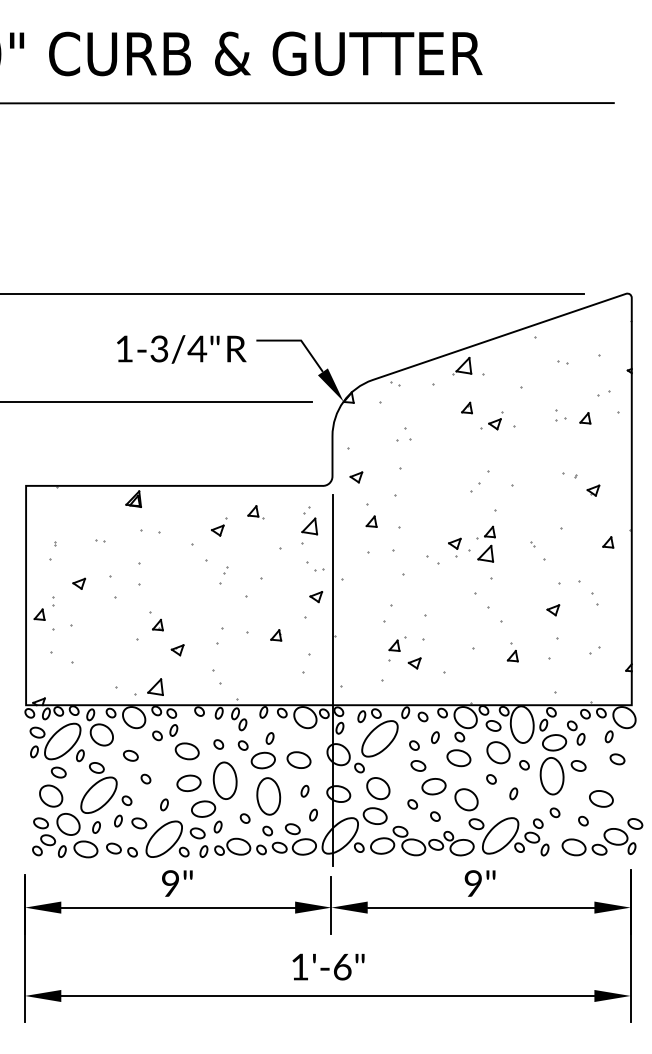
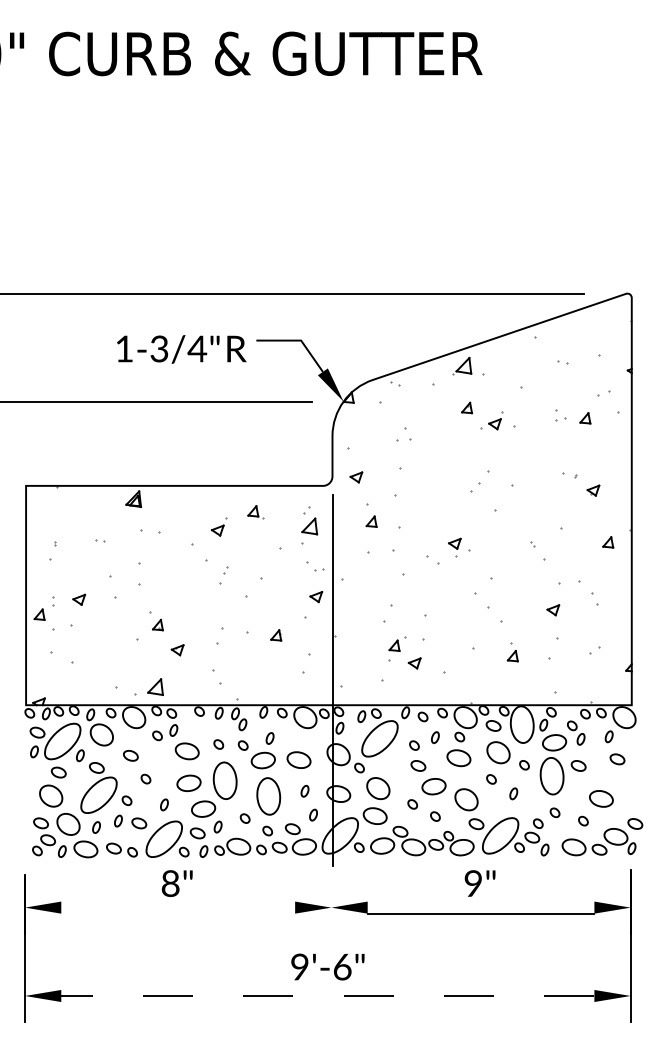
line: present -> none (307, 103)
part: present -> none (485, 543)
part position: (78, 583) -> (78, 599) (78, 599)
text: 9" -> 8" (170, 884)
line: present -> none (331, 905)
line: present -> none (178, 907)
line position: (480, 907) -> (480, 913) (480, 913)
text: 1'-6" -> 9'-6" (299, 966)
line: solid -> dashed (327, 995)
